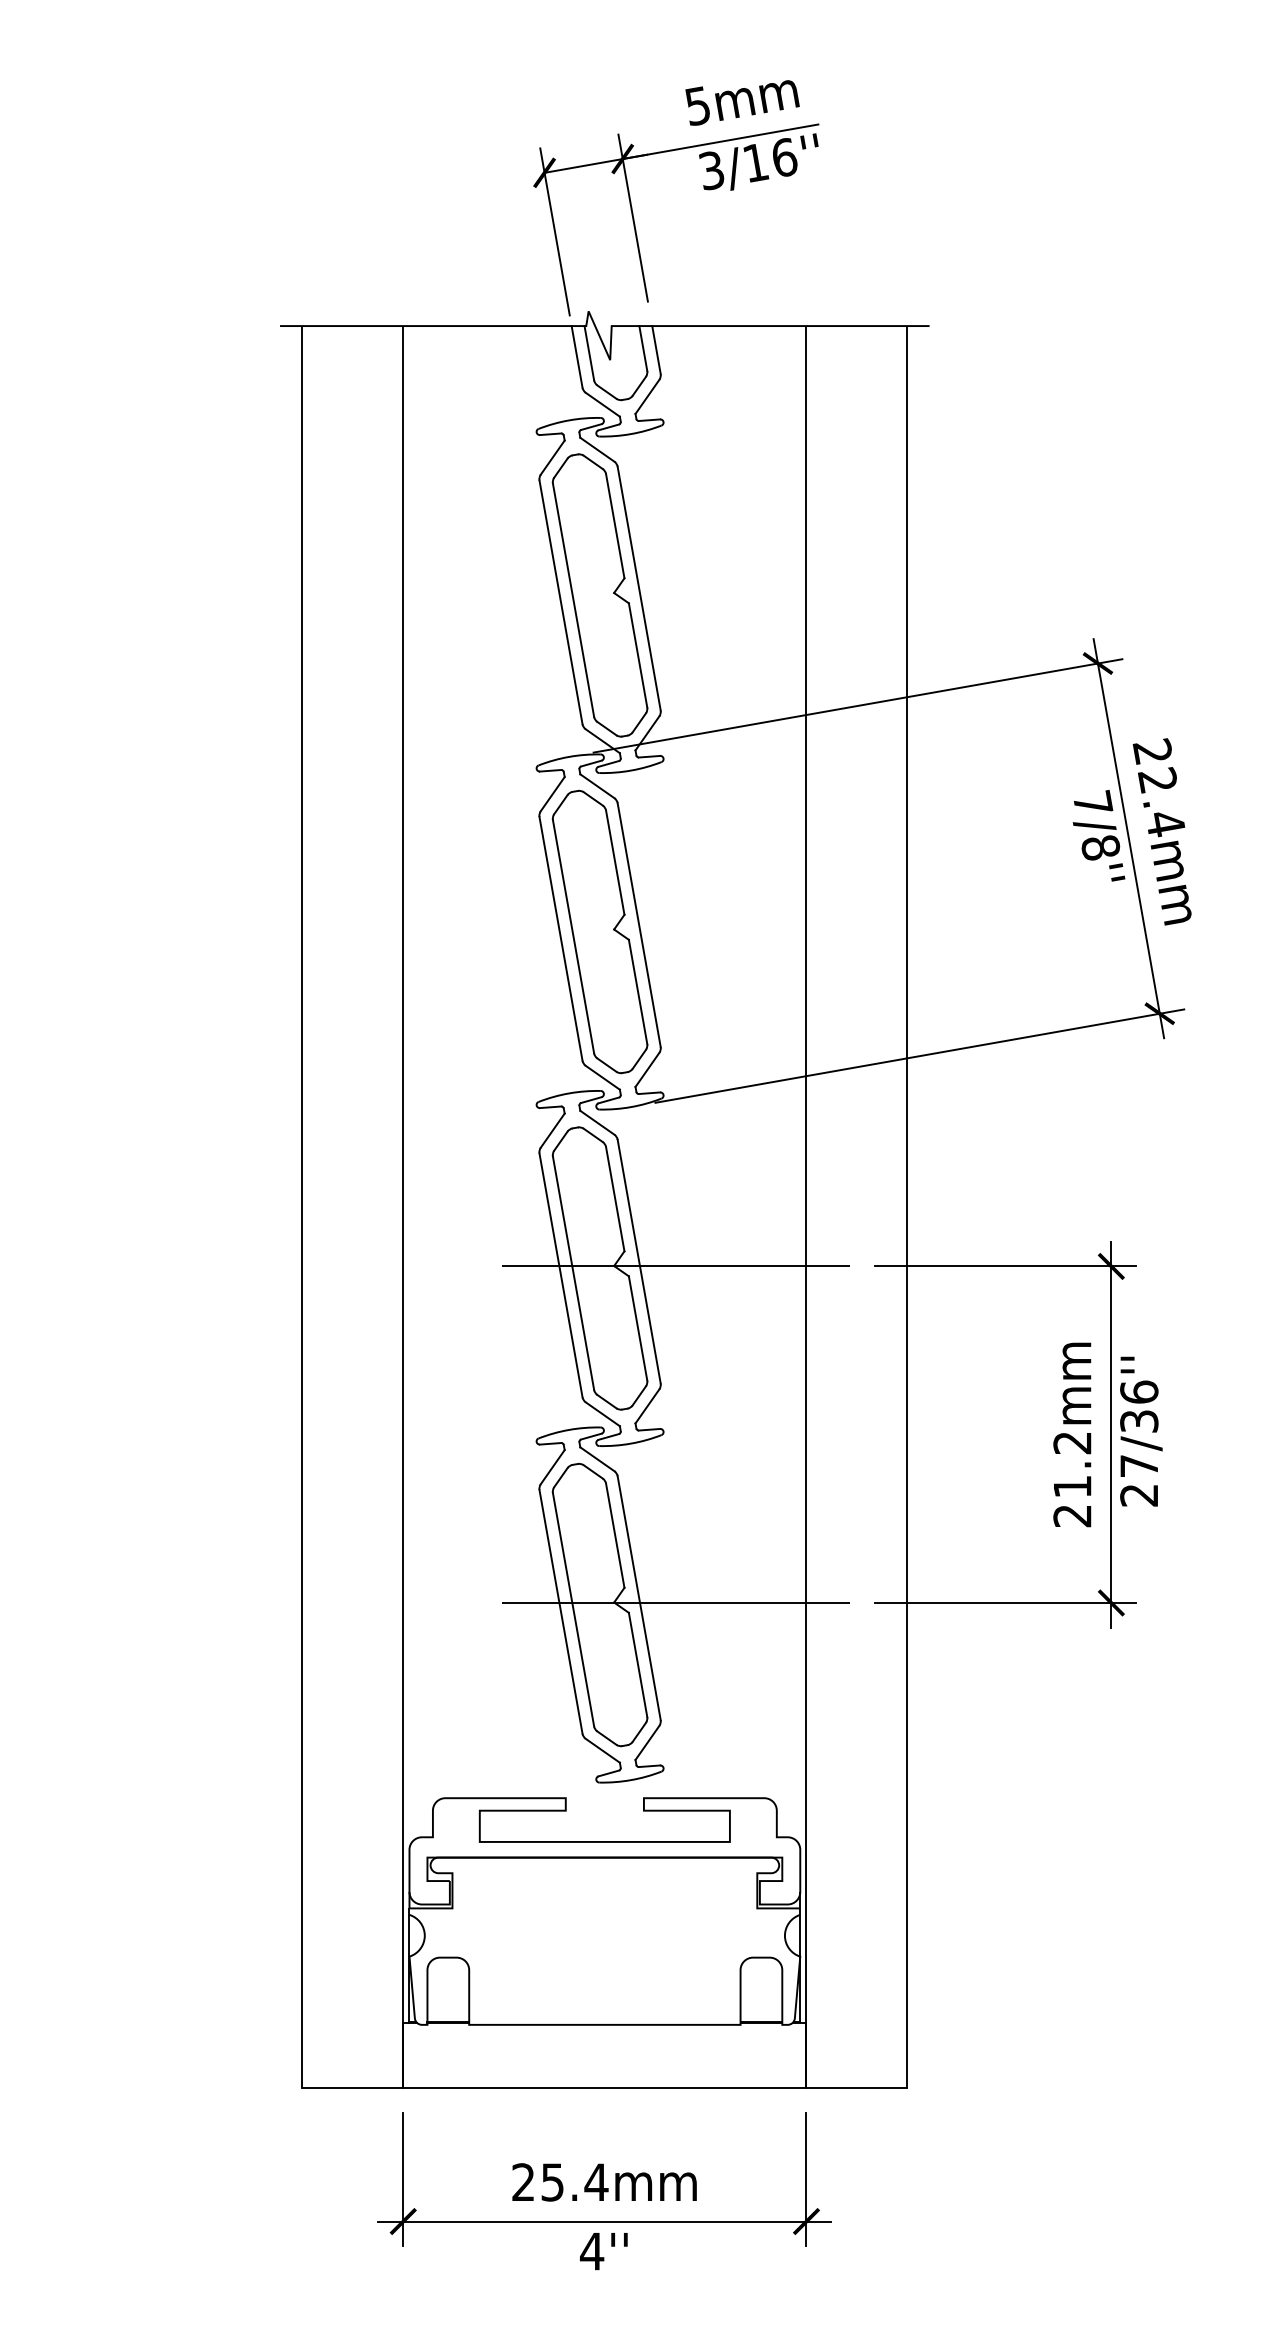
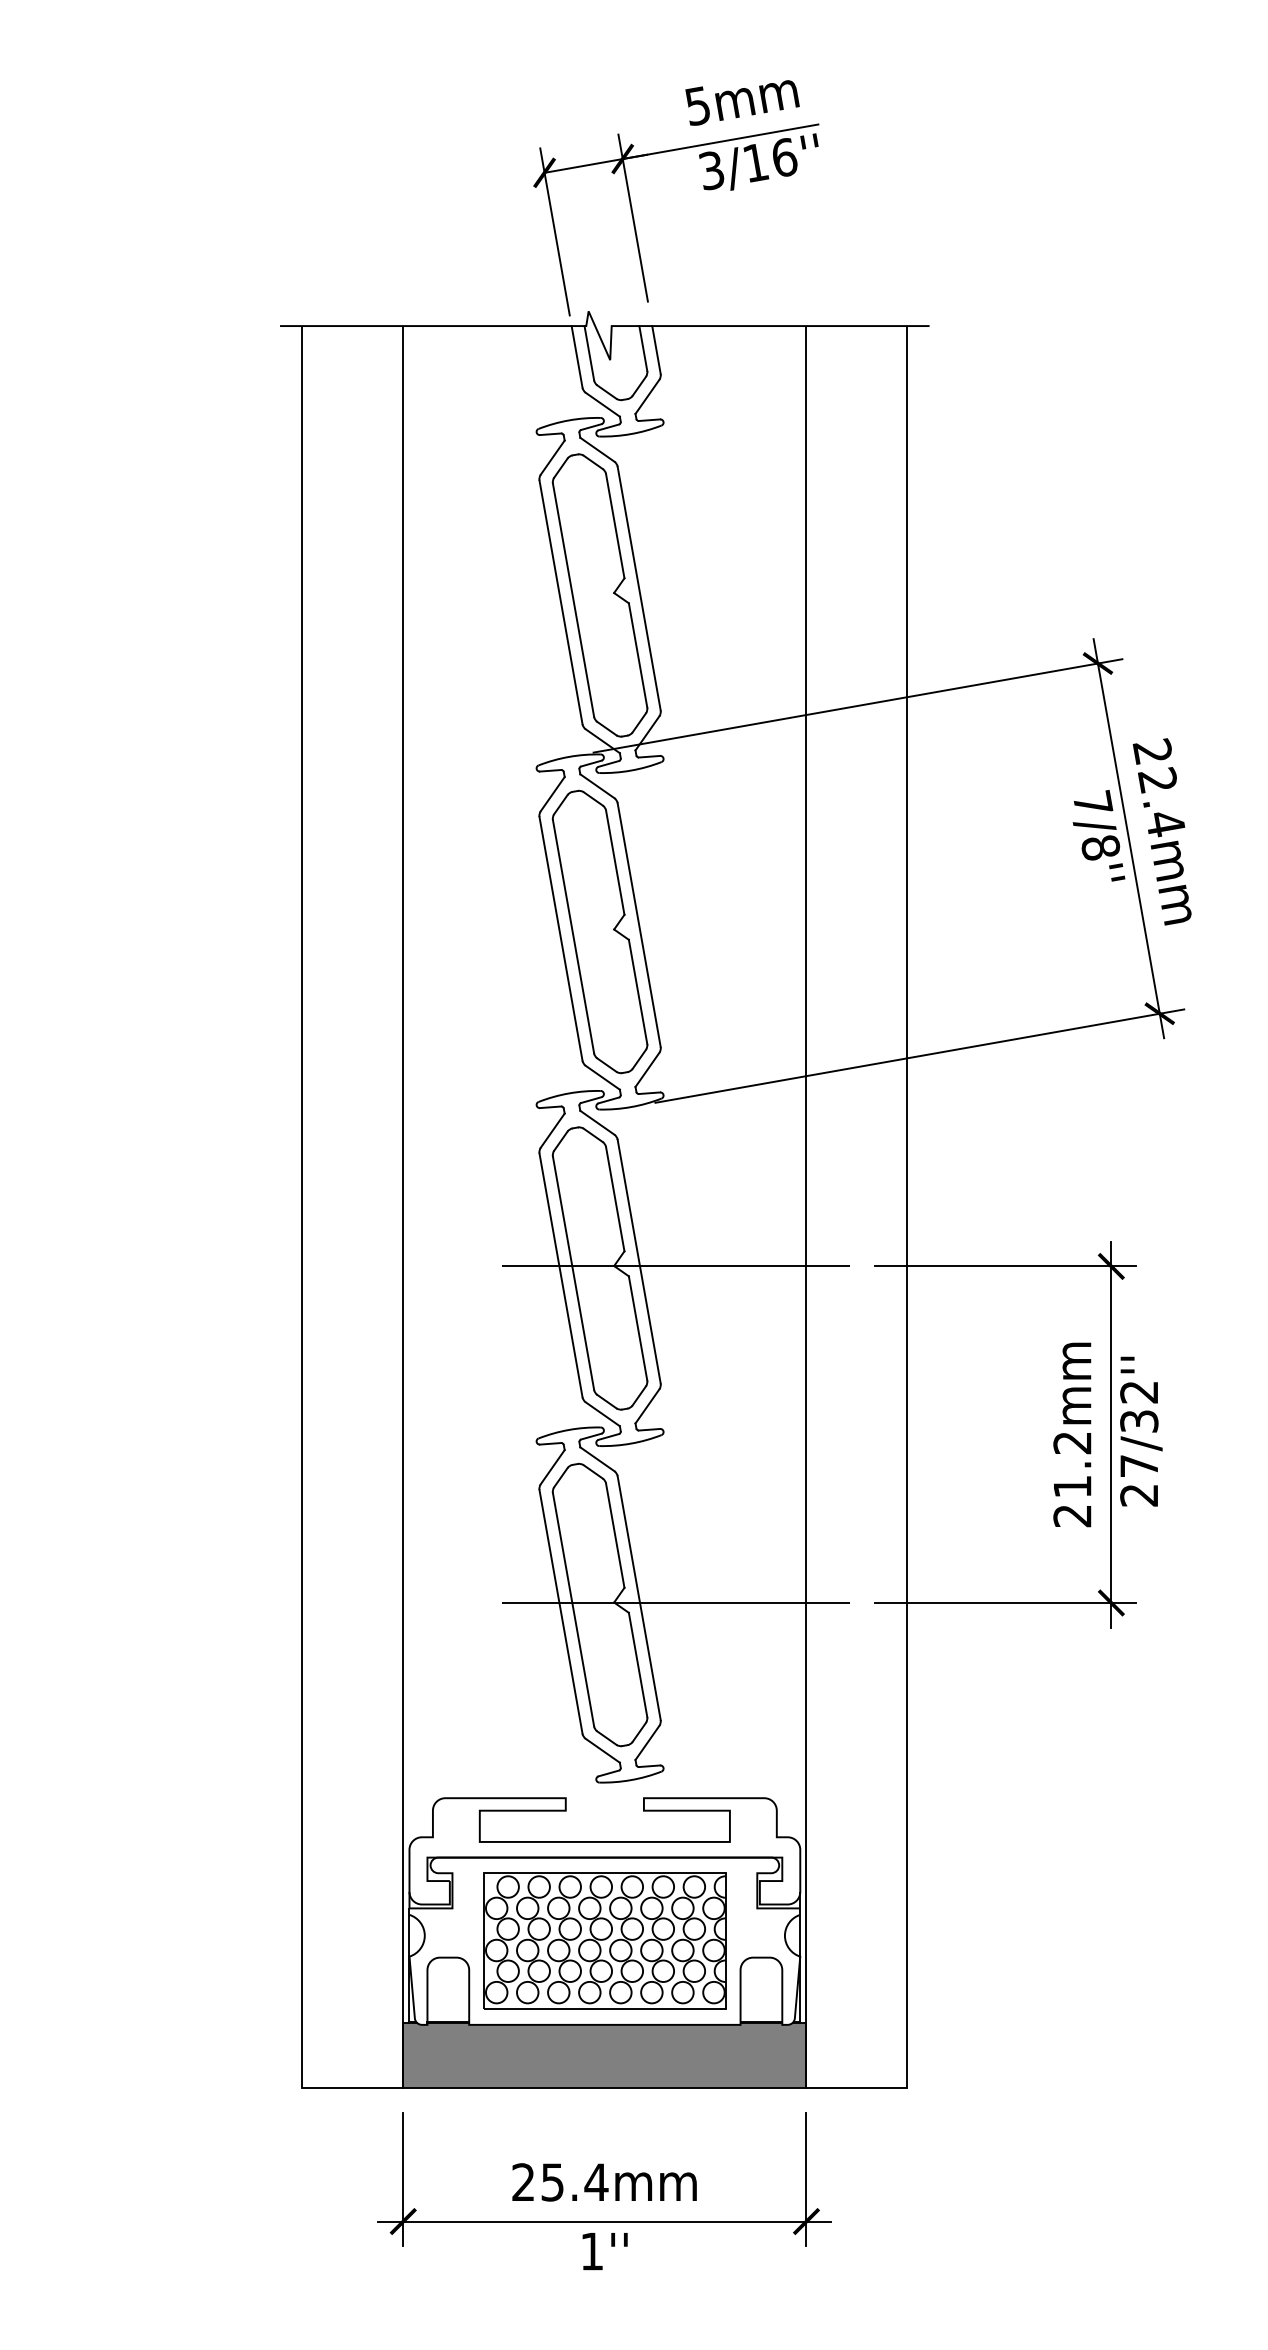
text: 27/36'' -> 27/32'' (1139, 1391)
part: none -> present (604, 1940)
fill: none -> present (604, 2055)
text: 4'' -> 1'' (592, 2251)
